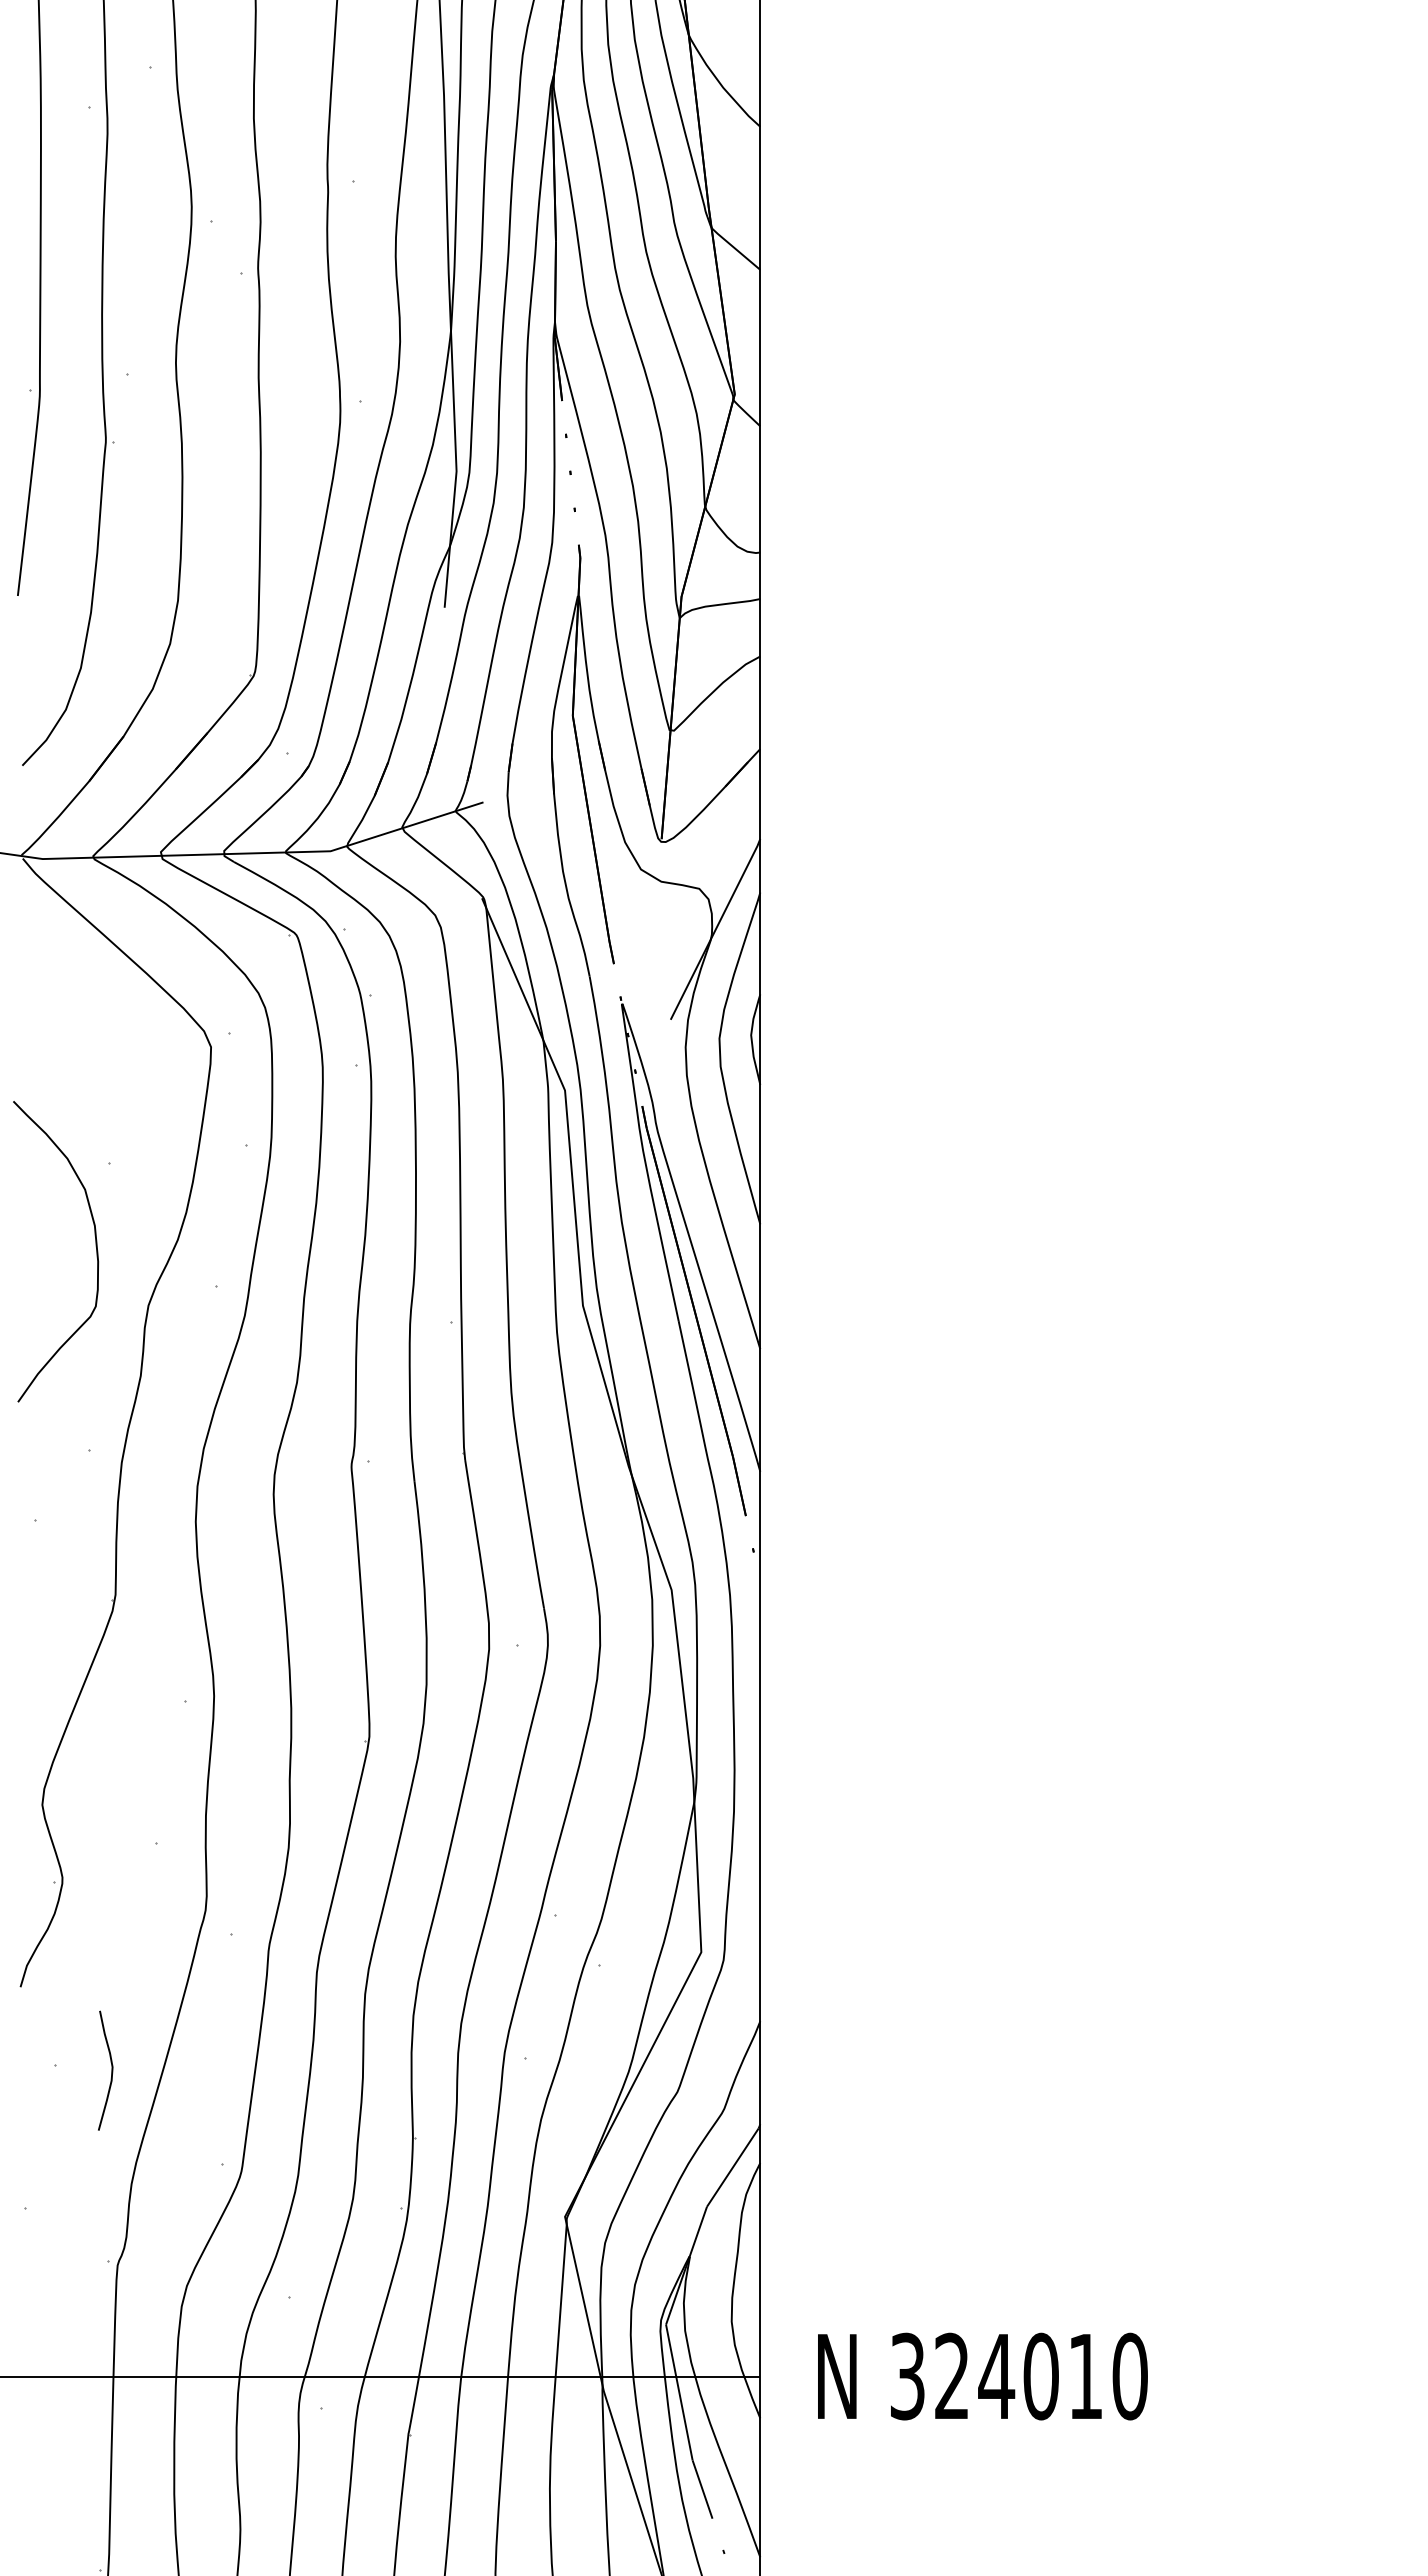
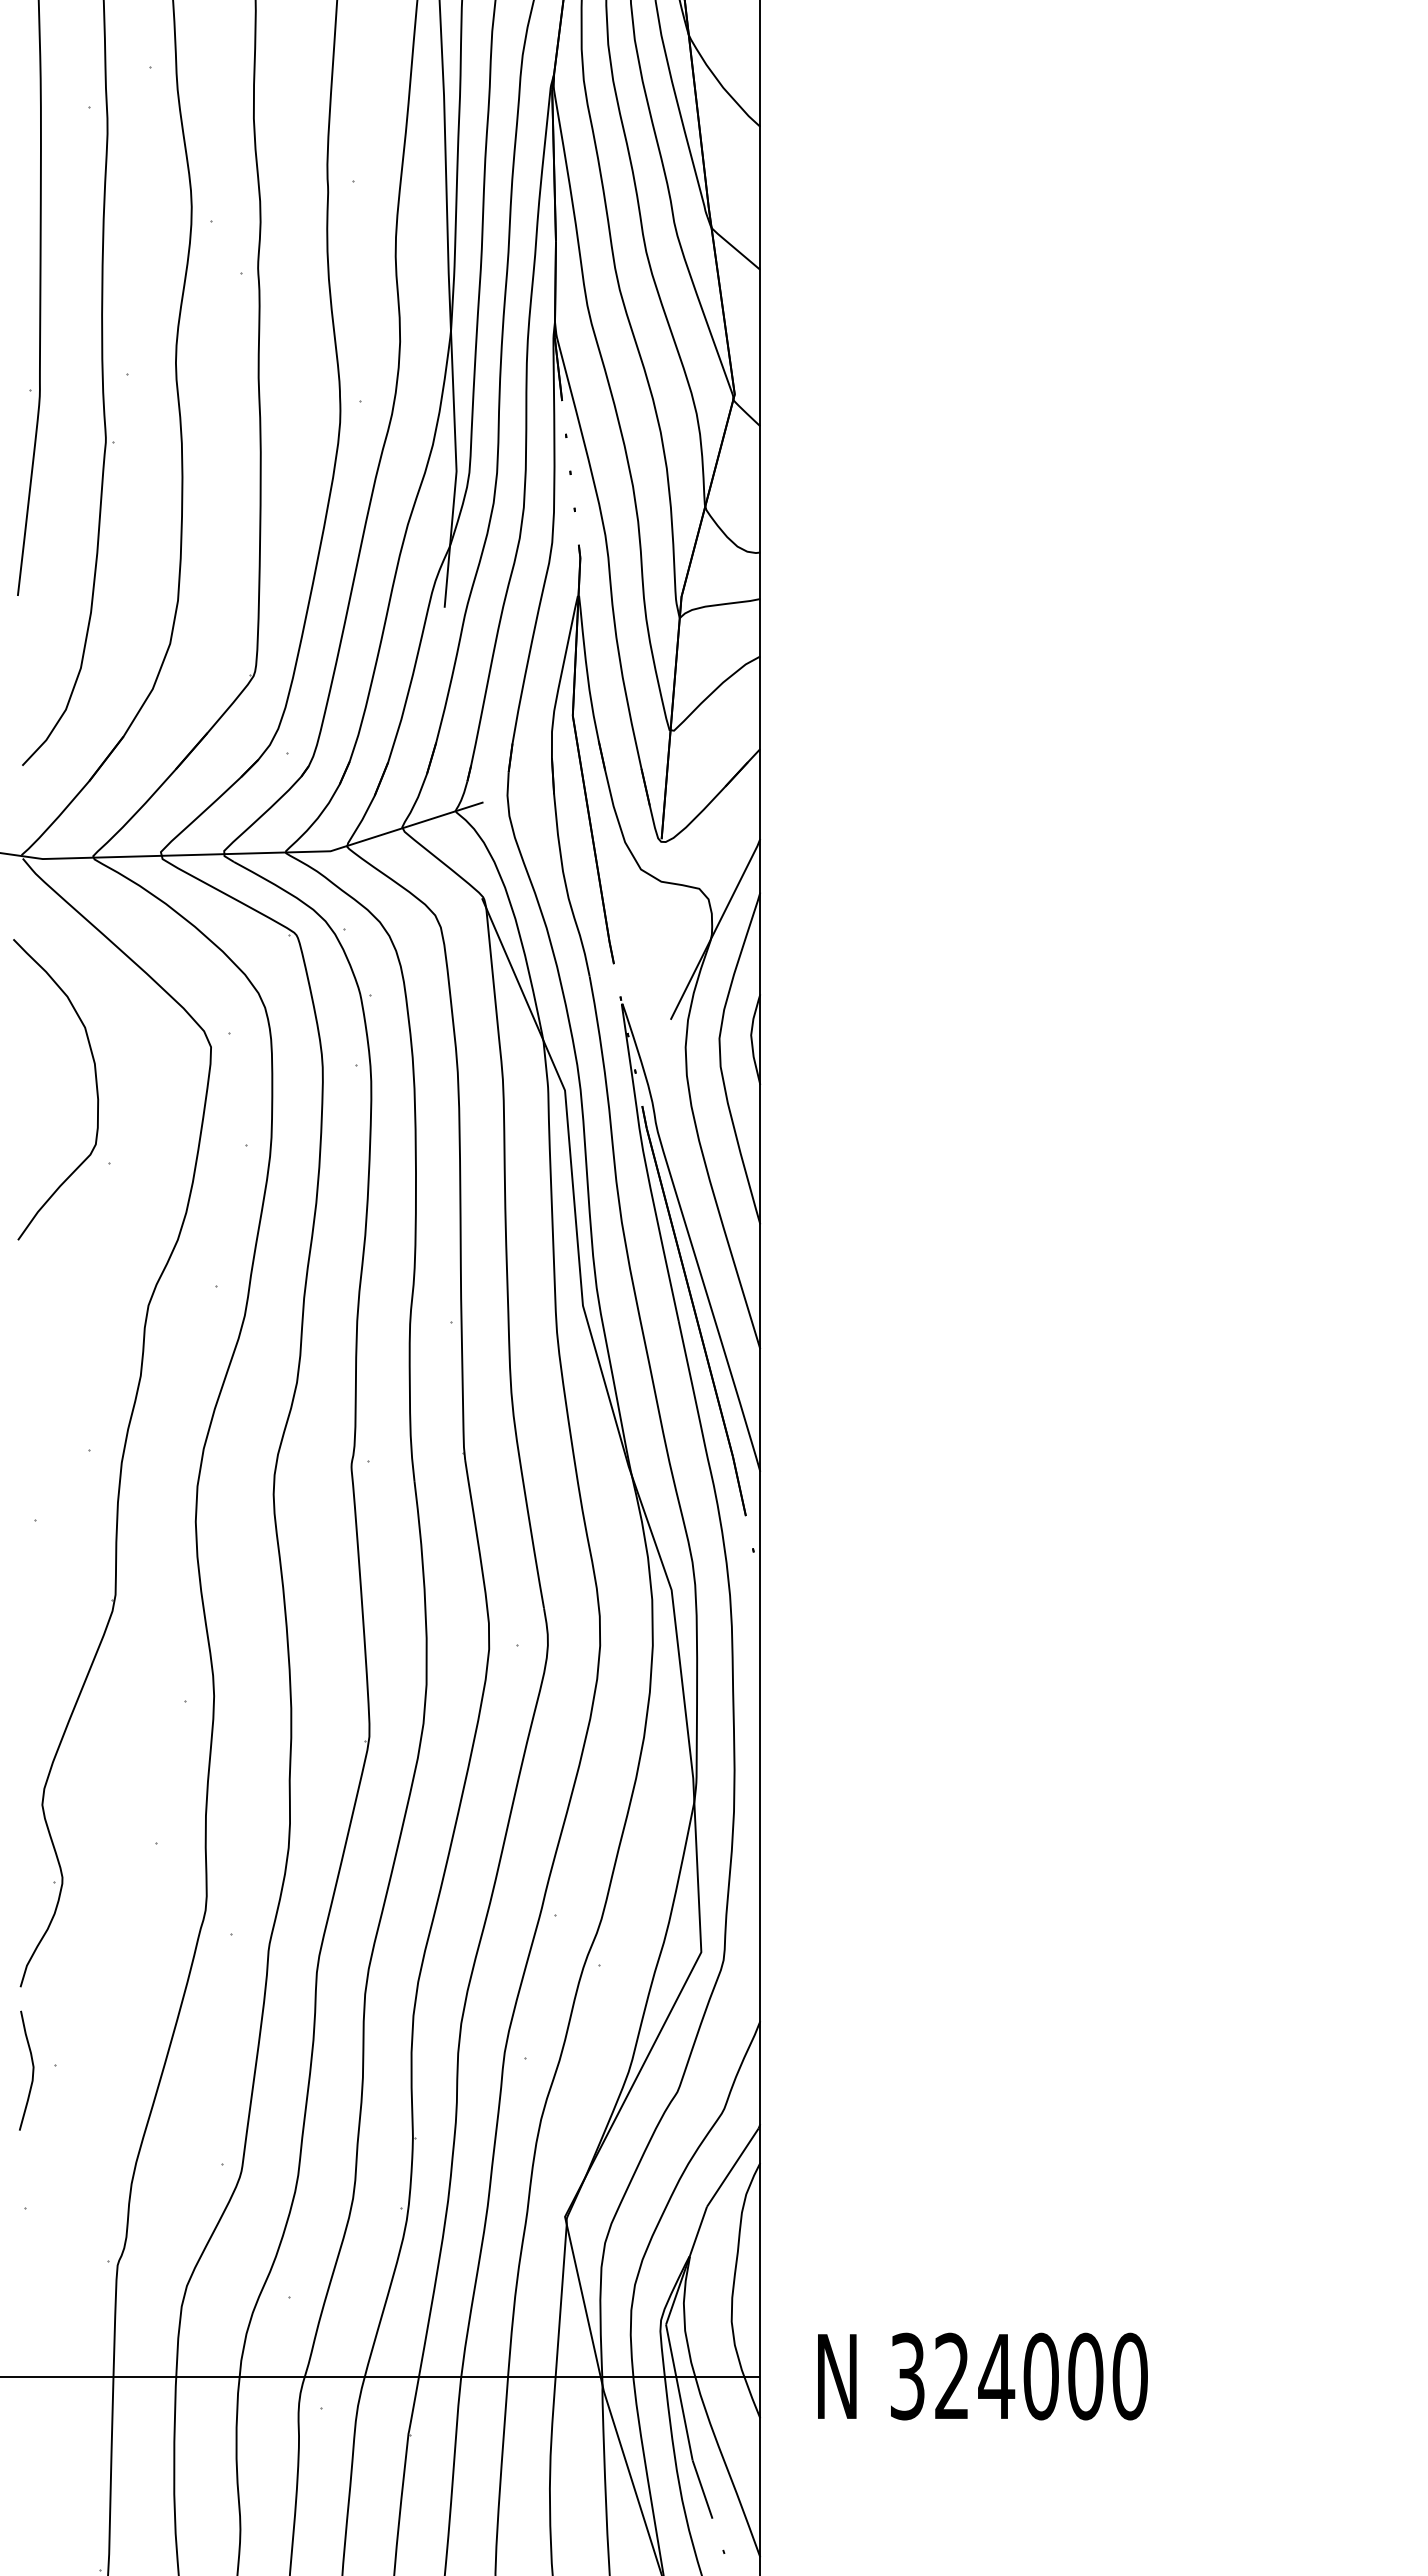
curve position: (95, 1246) -> (95, 1084) (95, 1084)
curve position: (111, 2070) -> (32, 2070) (32, 2070)
text: 324010 -> 324000 (1085, 2376)
